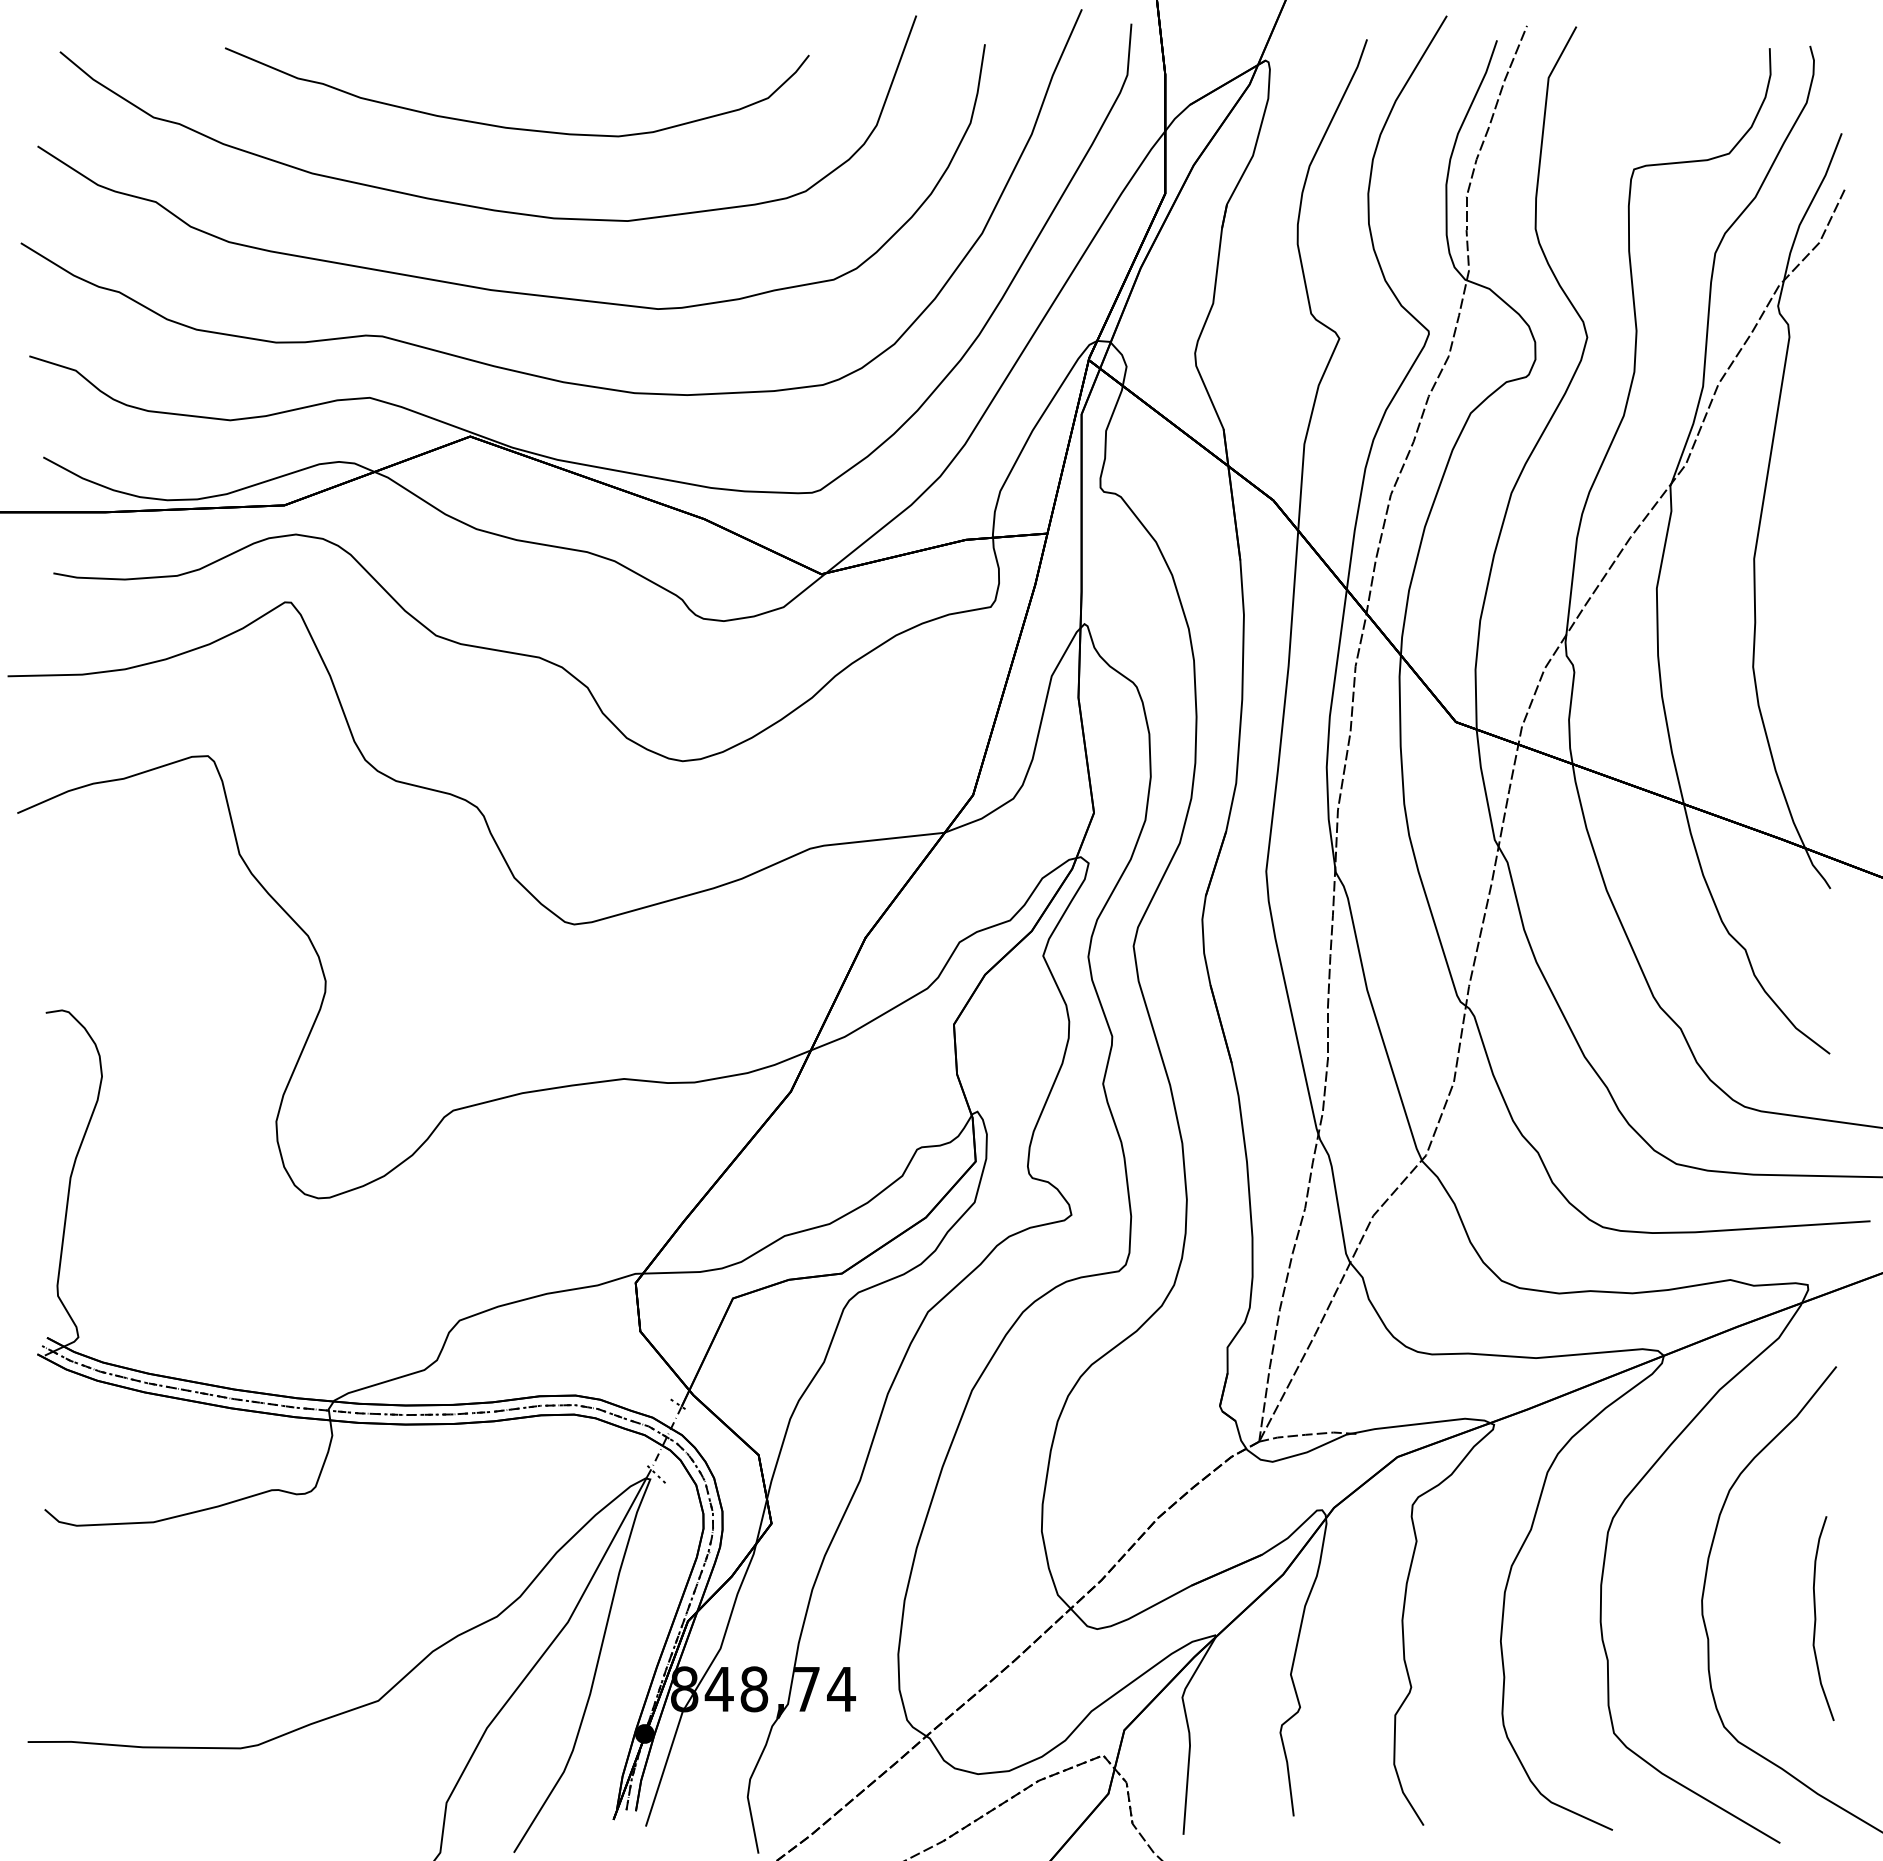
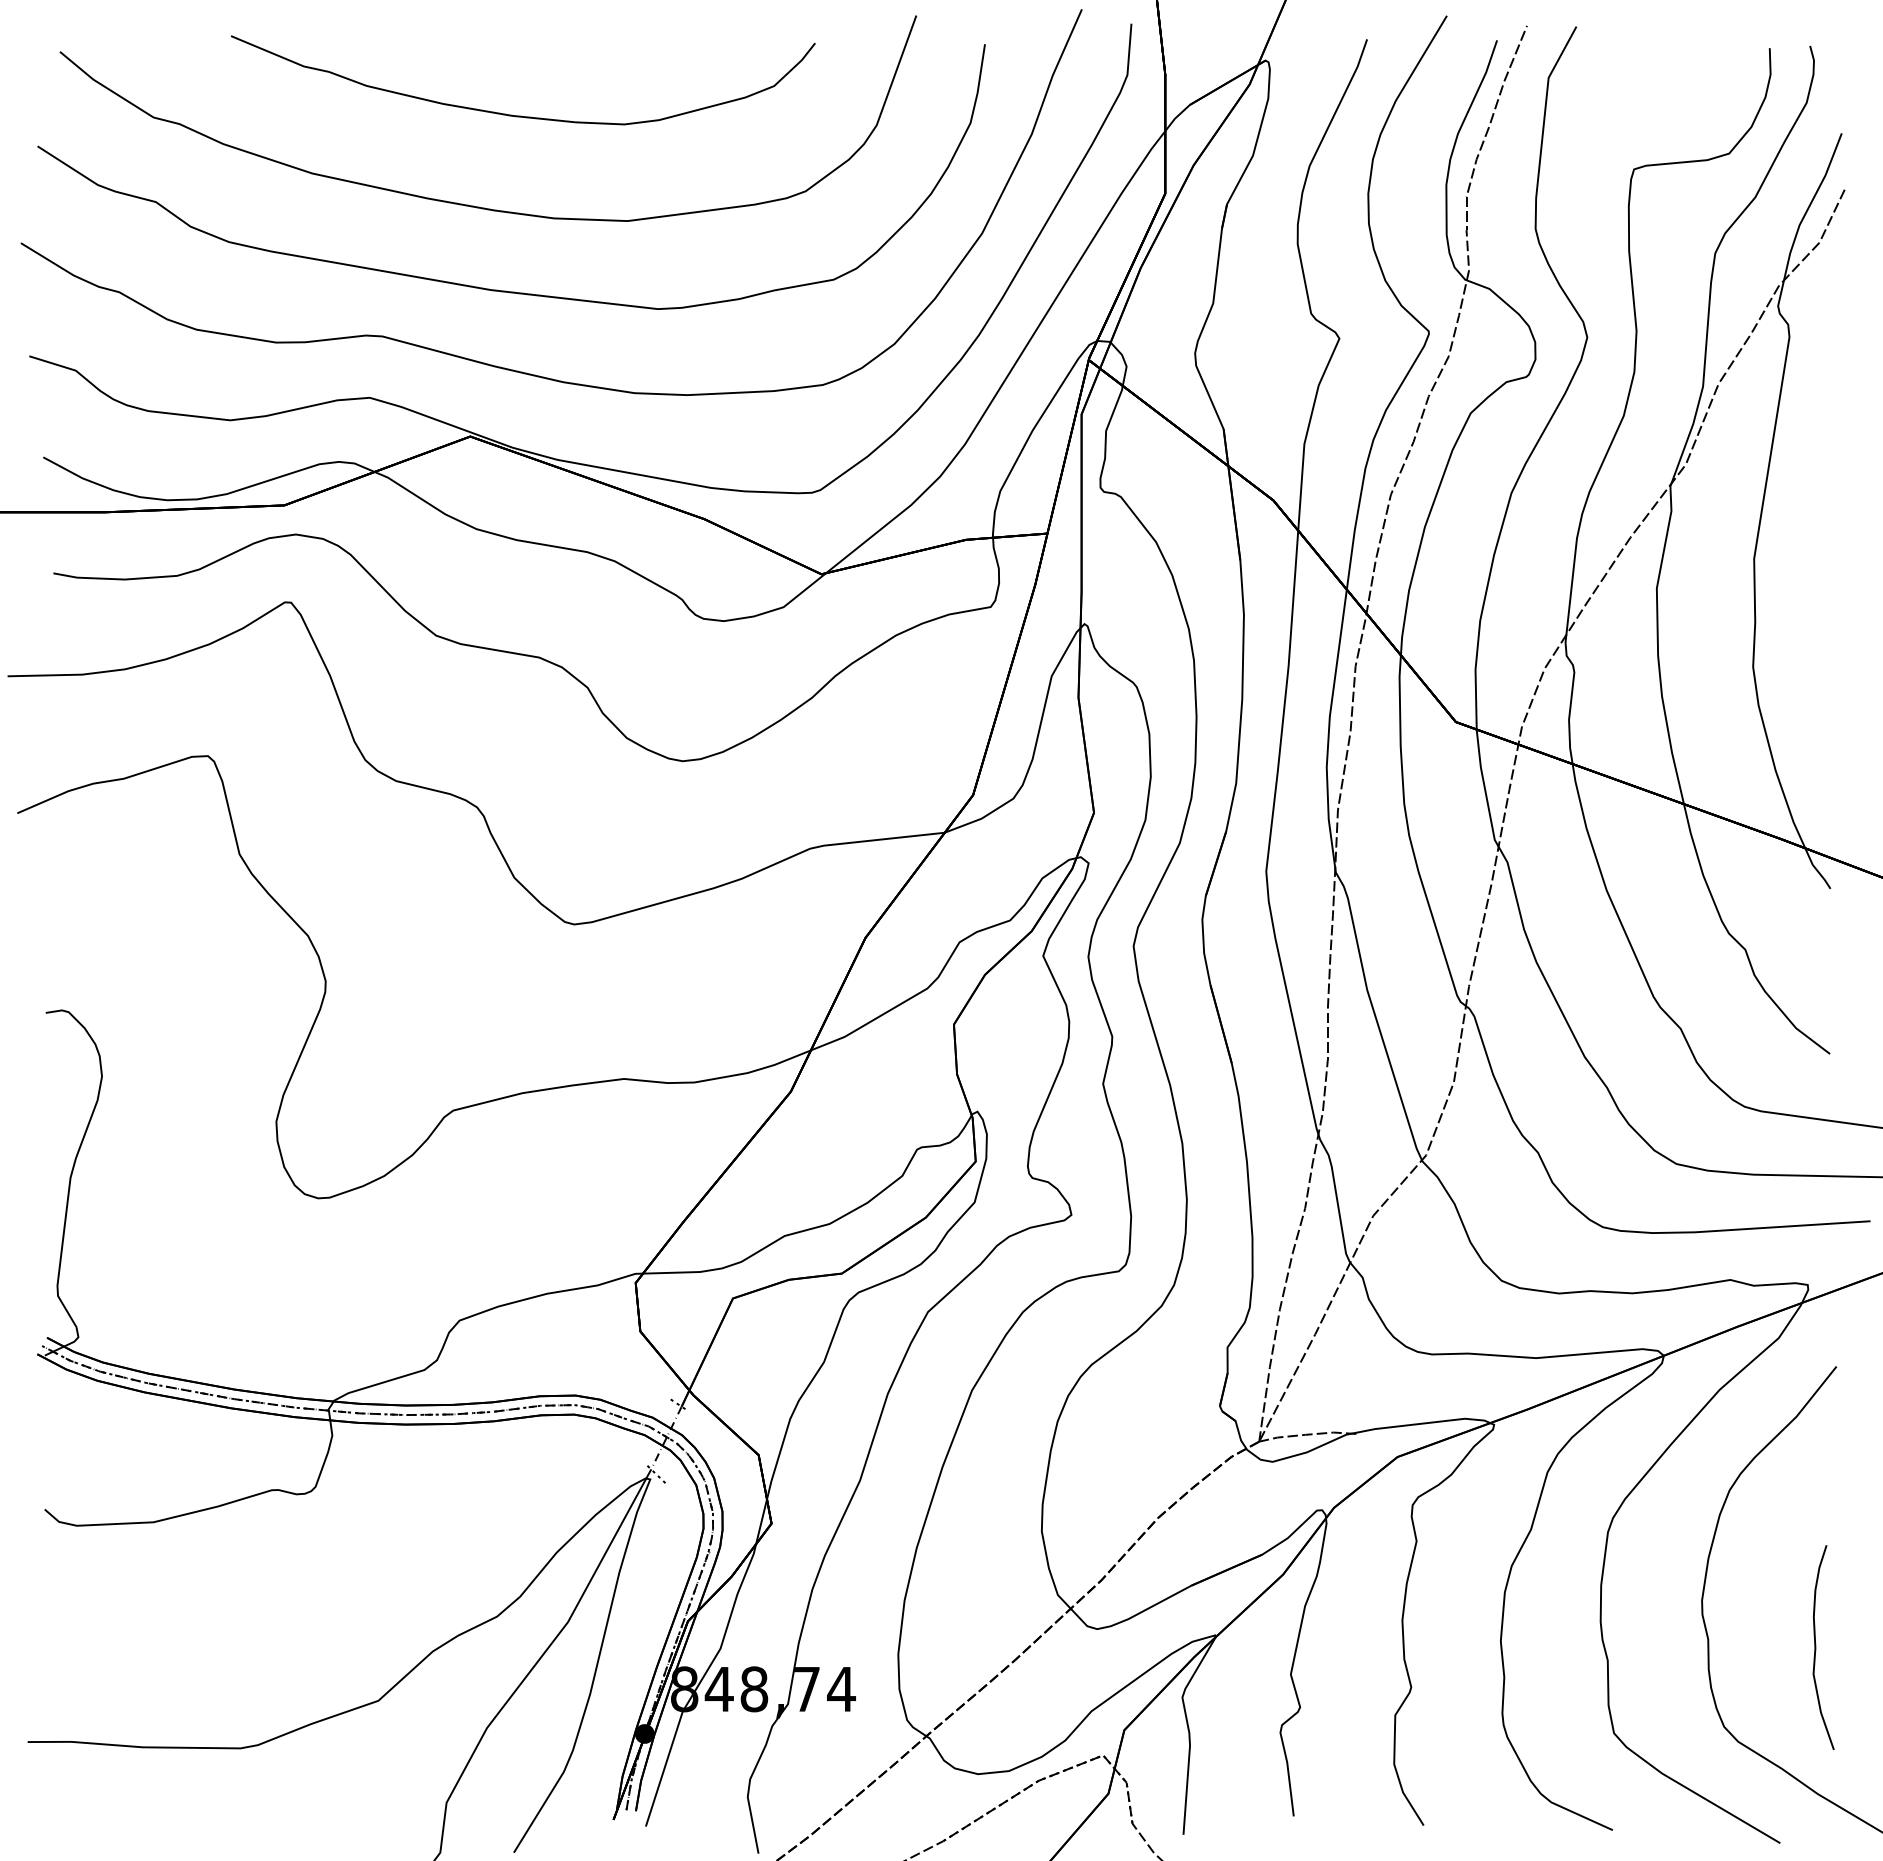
curve position: (515, 127) -> (521, 115) (521, 115)
curve position: (1816, 1618) -> (1816, 1647) (1816, 1647)
